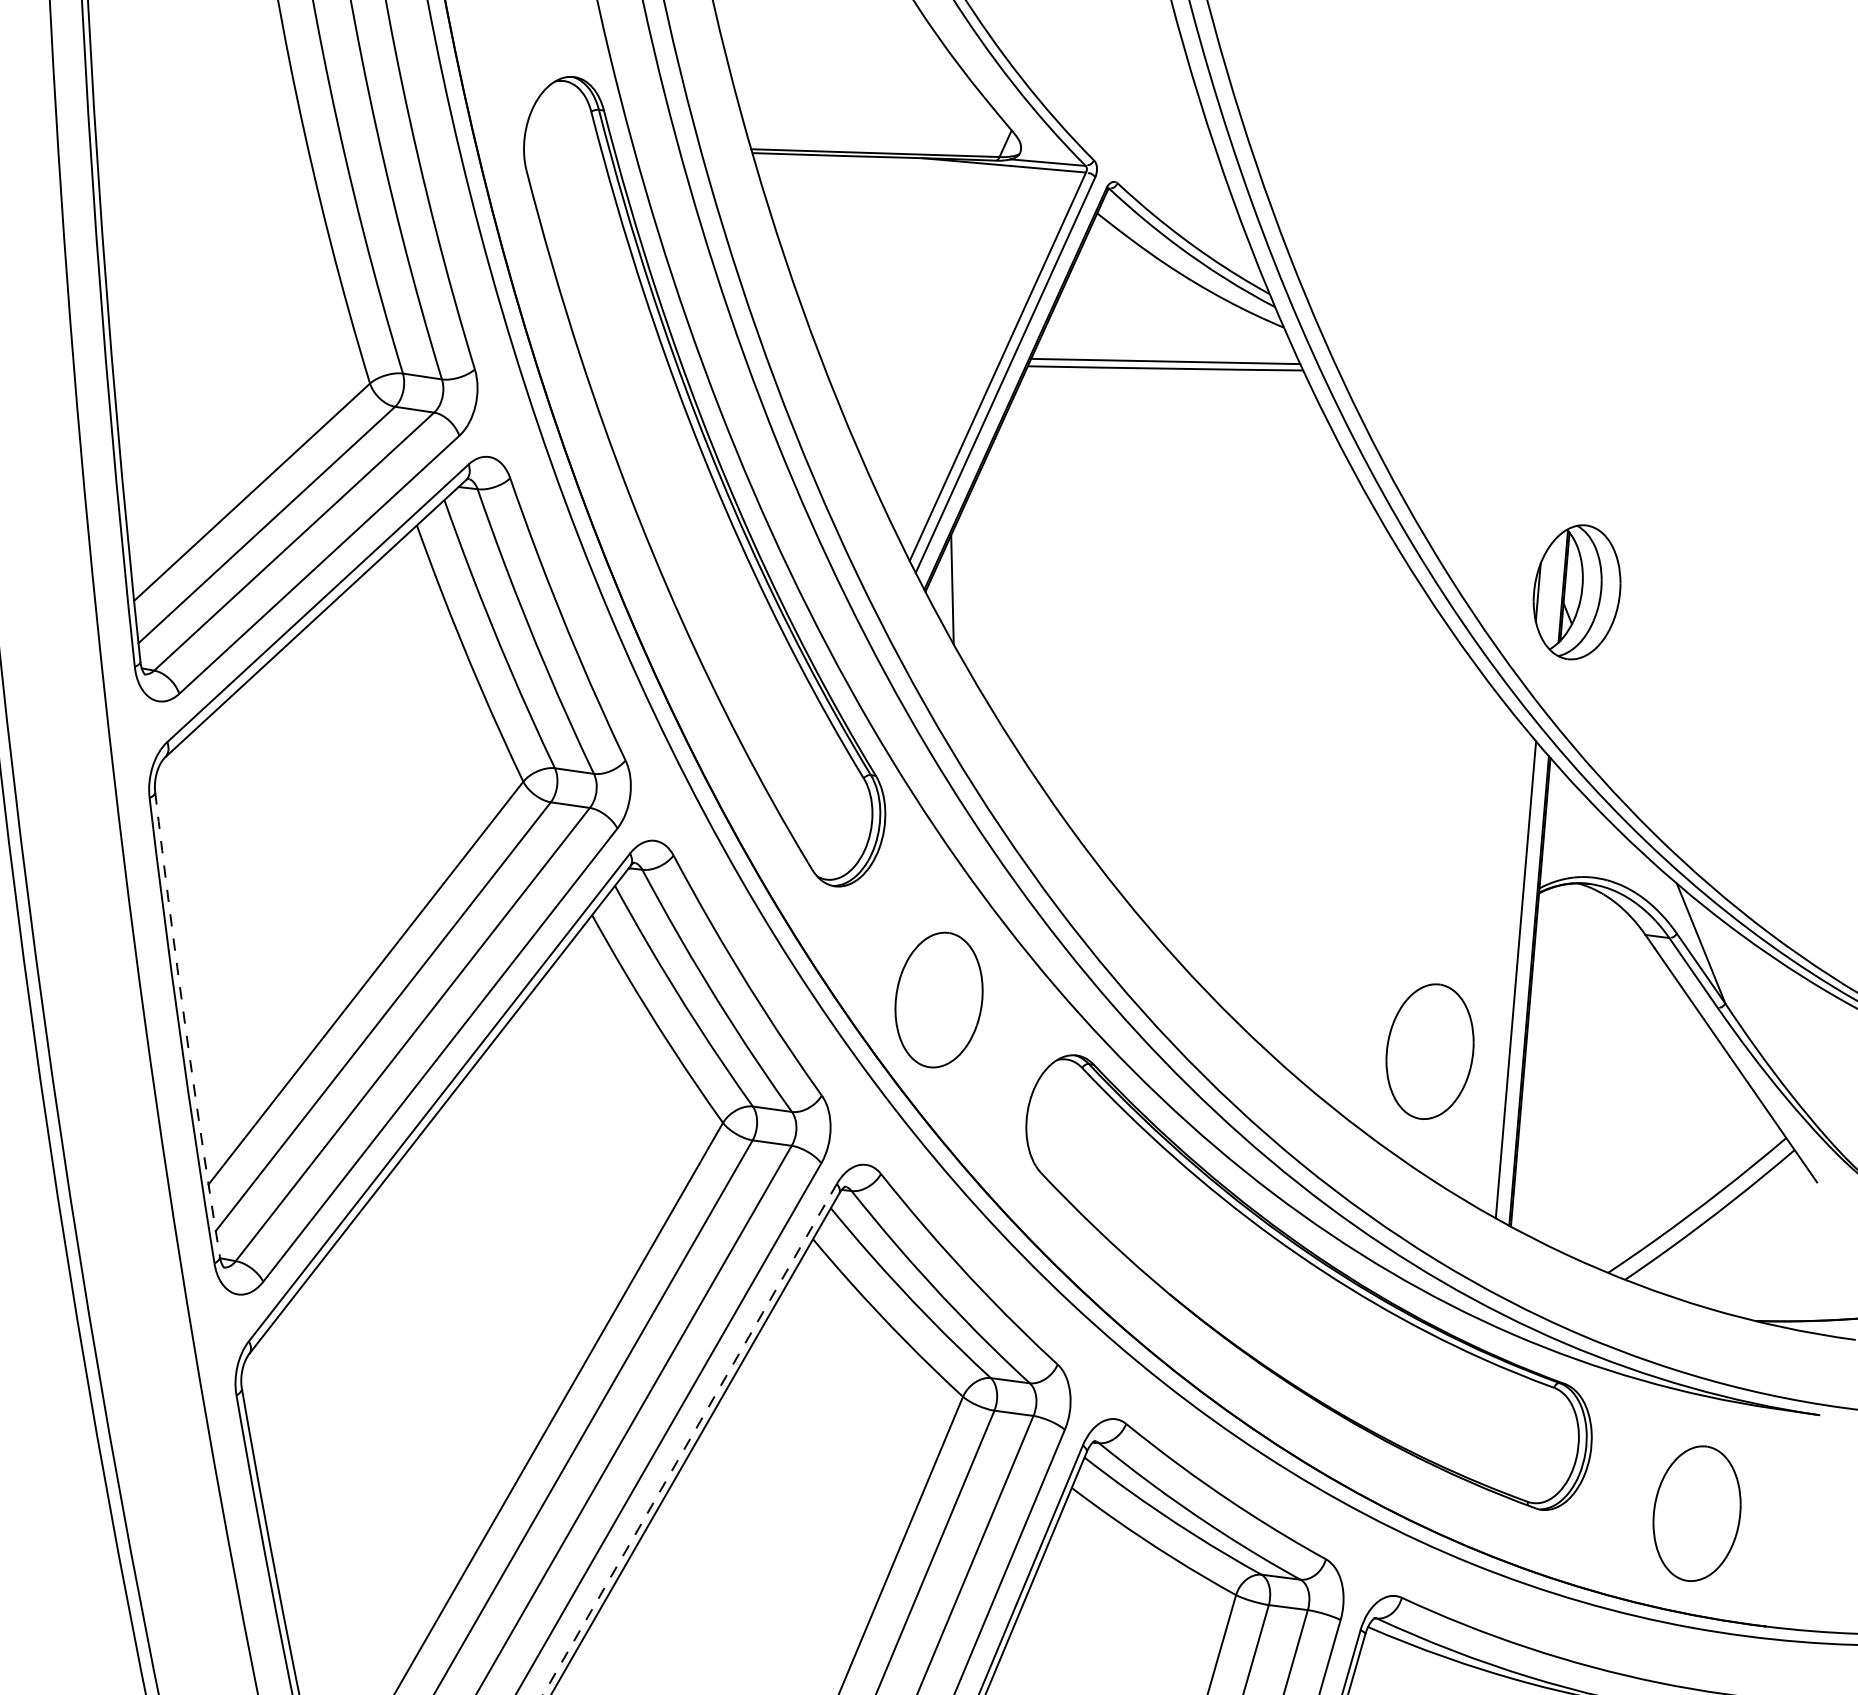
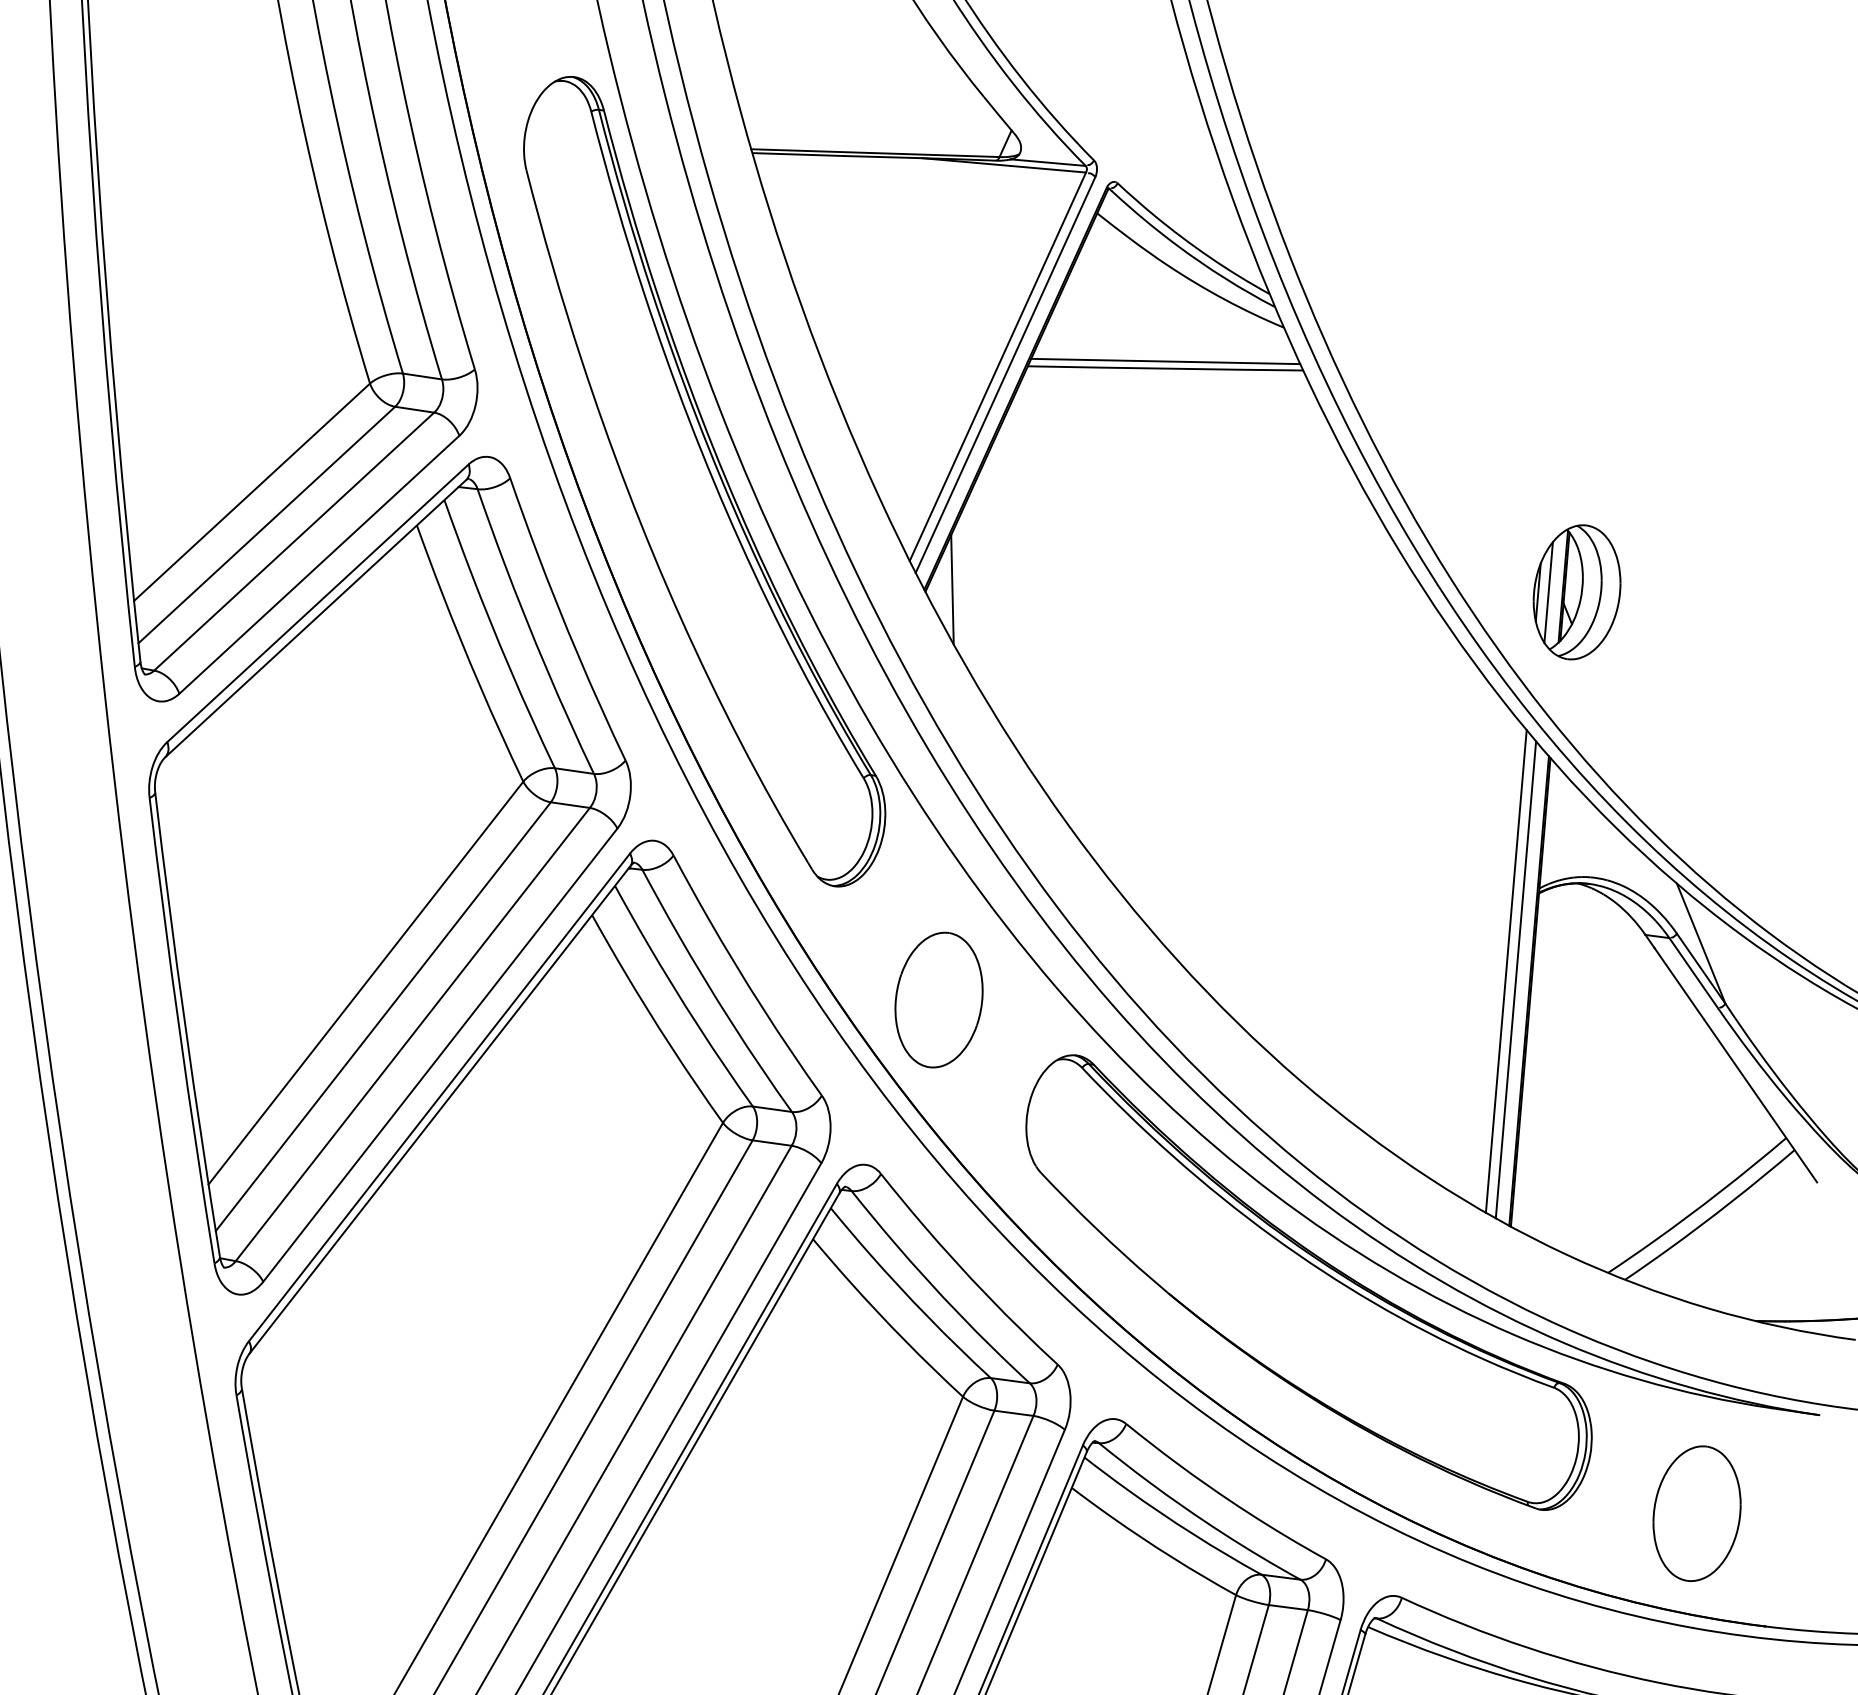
line: none -> present (1548, 592)
line: none -> present (1505, 971)
arc: dashed -> solid (185, 1024)
part: present -> none (1429, 1051)
line: dashed -> solid (689, 1439)
